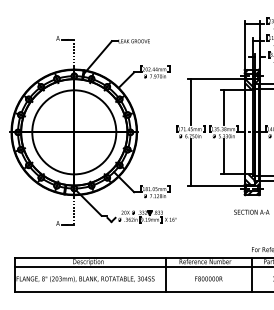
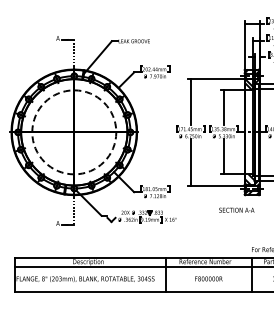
circle: solid -> dashed (74, 132)
text position: (251, 211) -> (236, 209) (236, 209)
